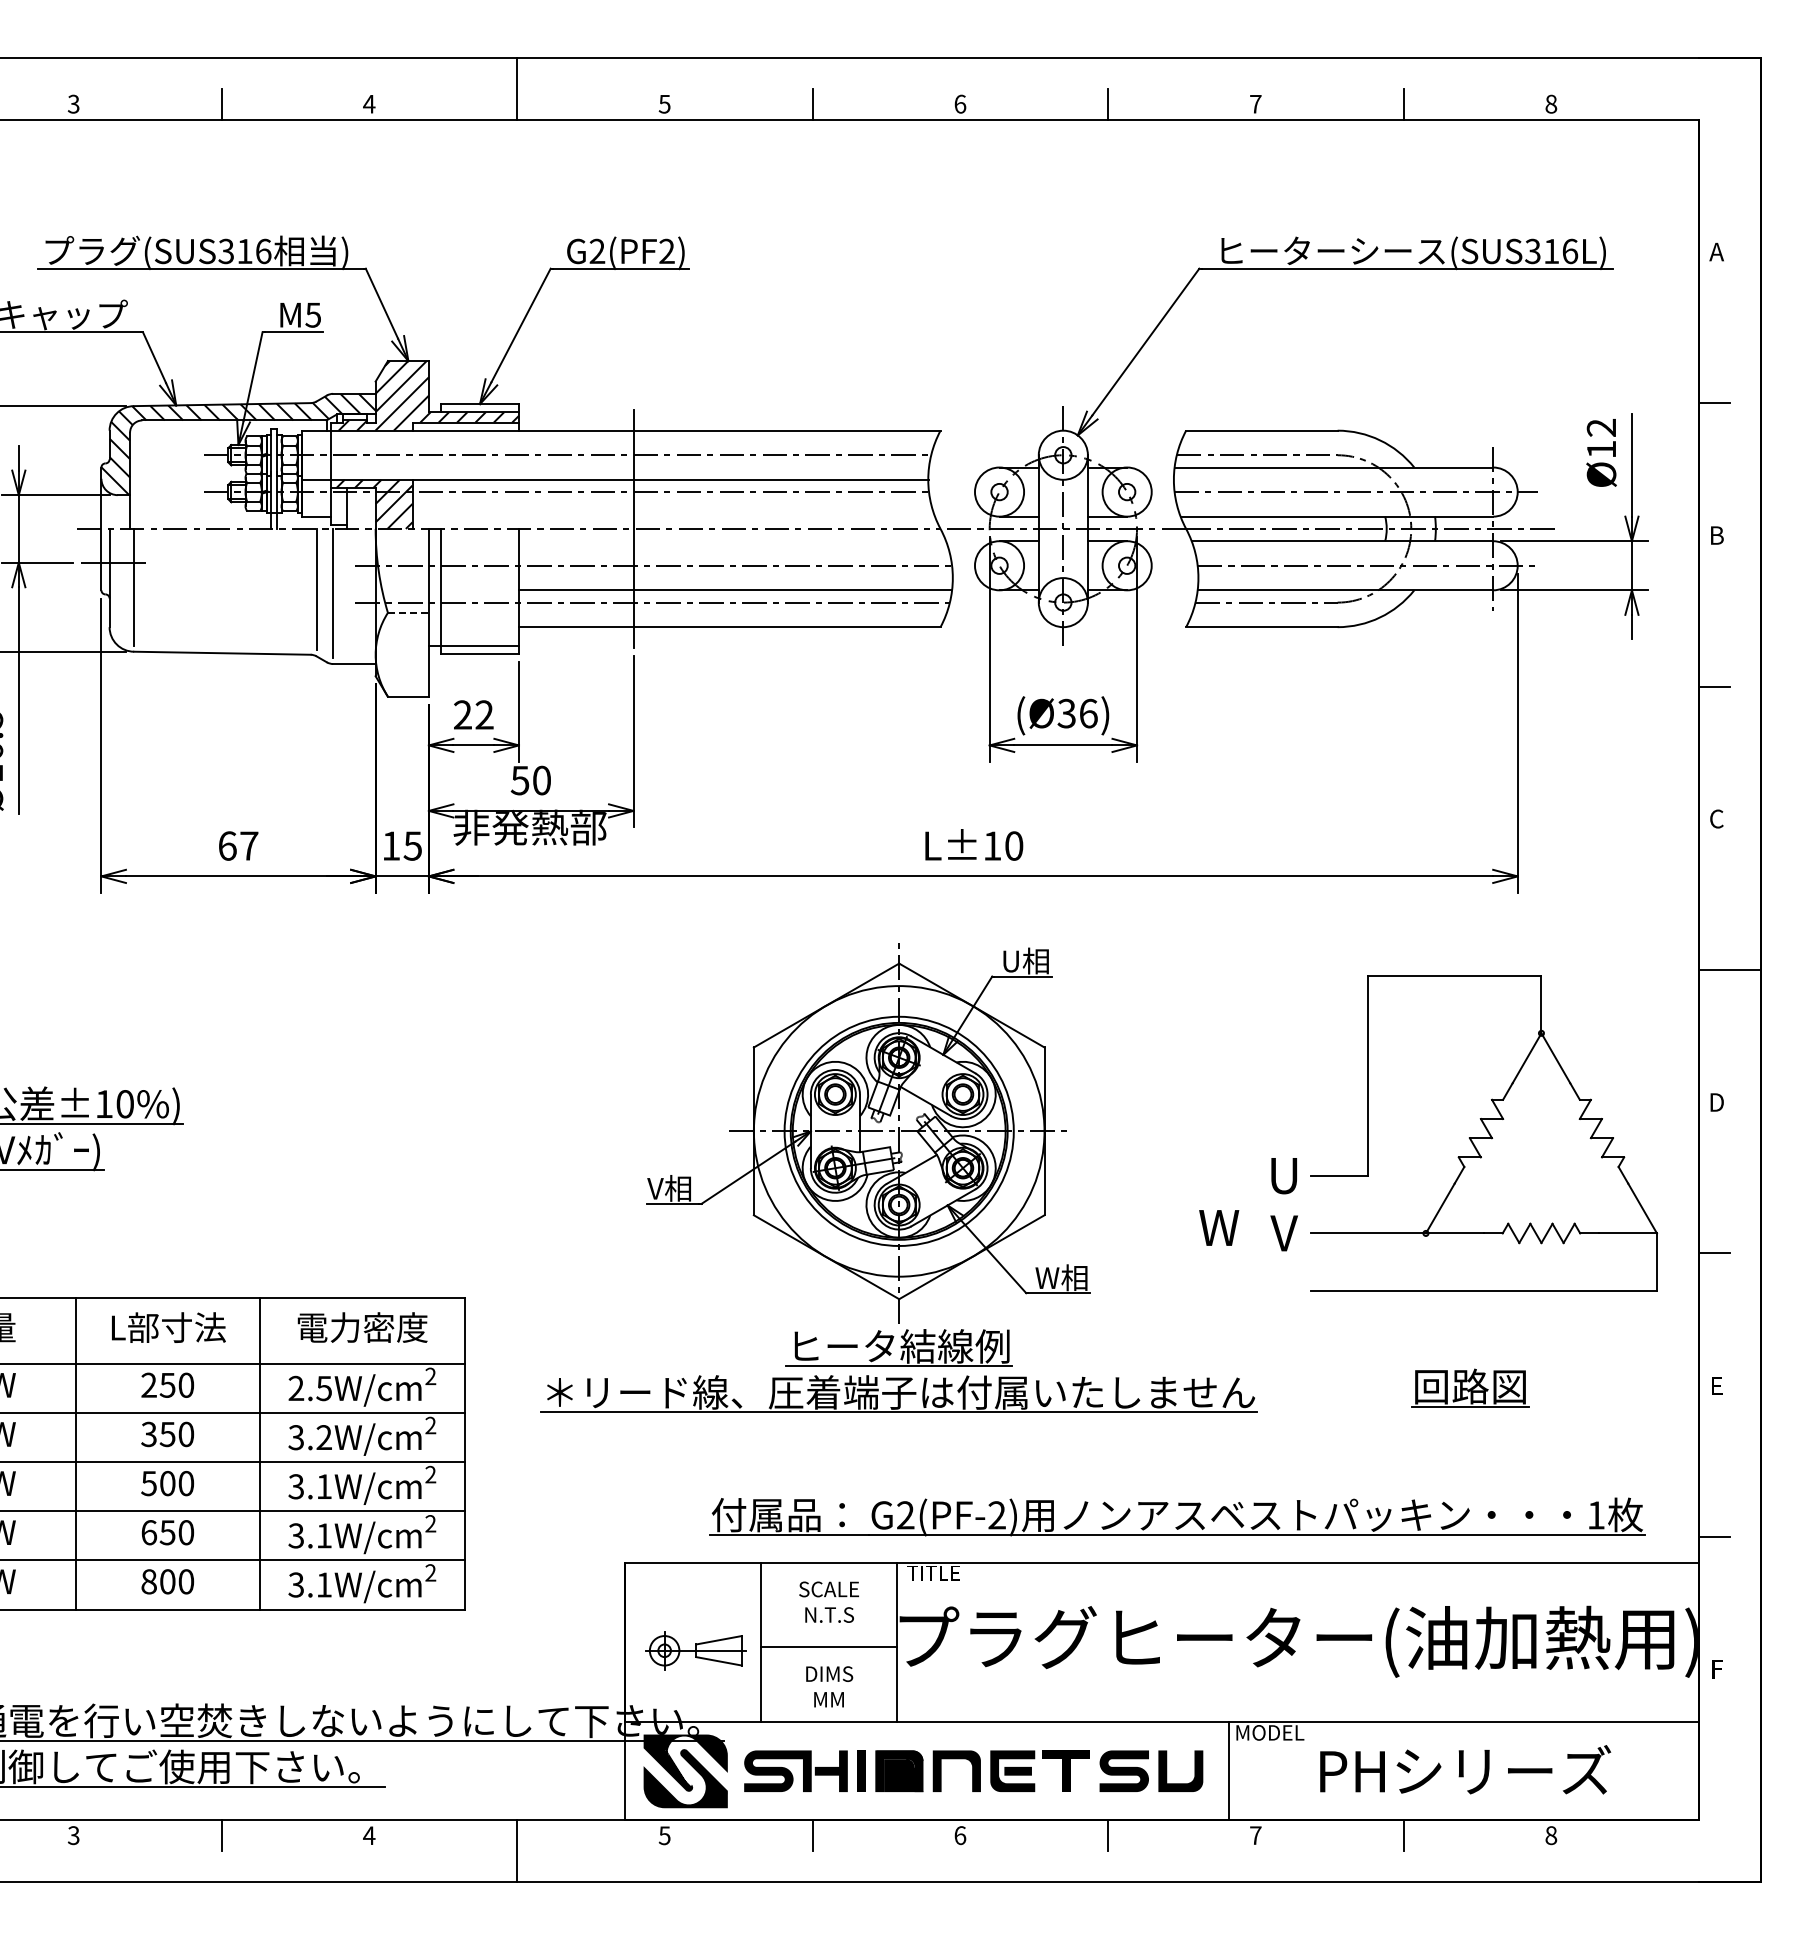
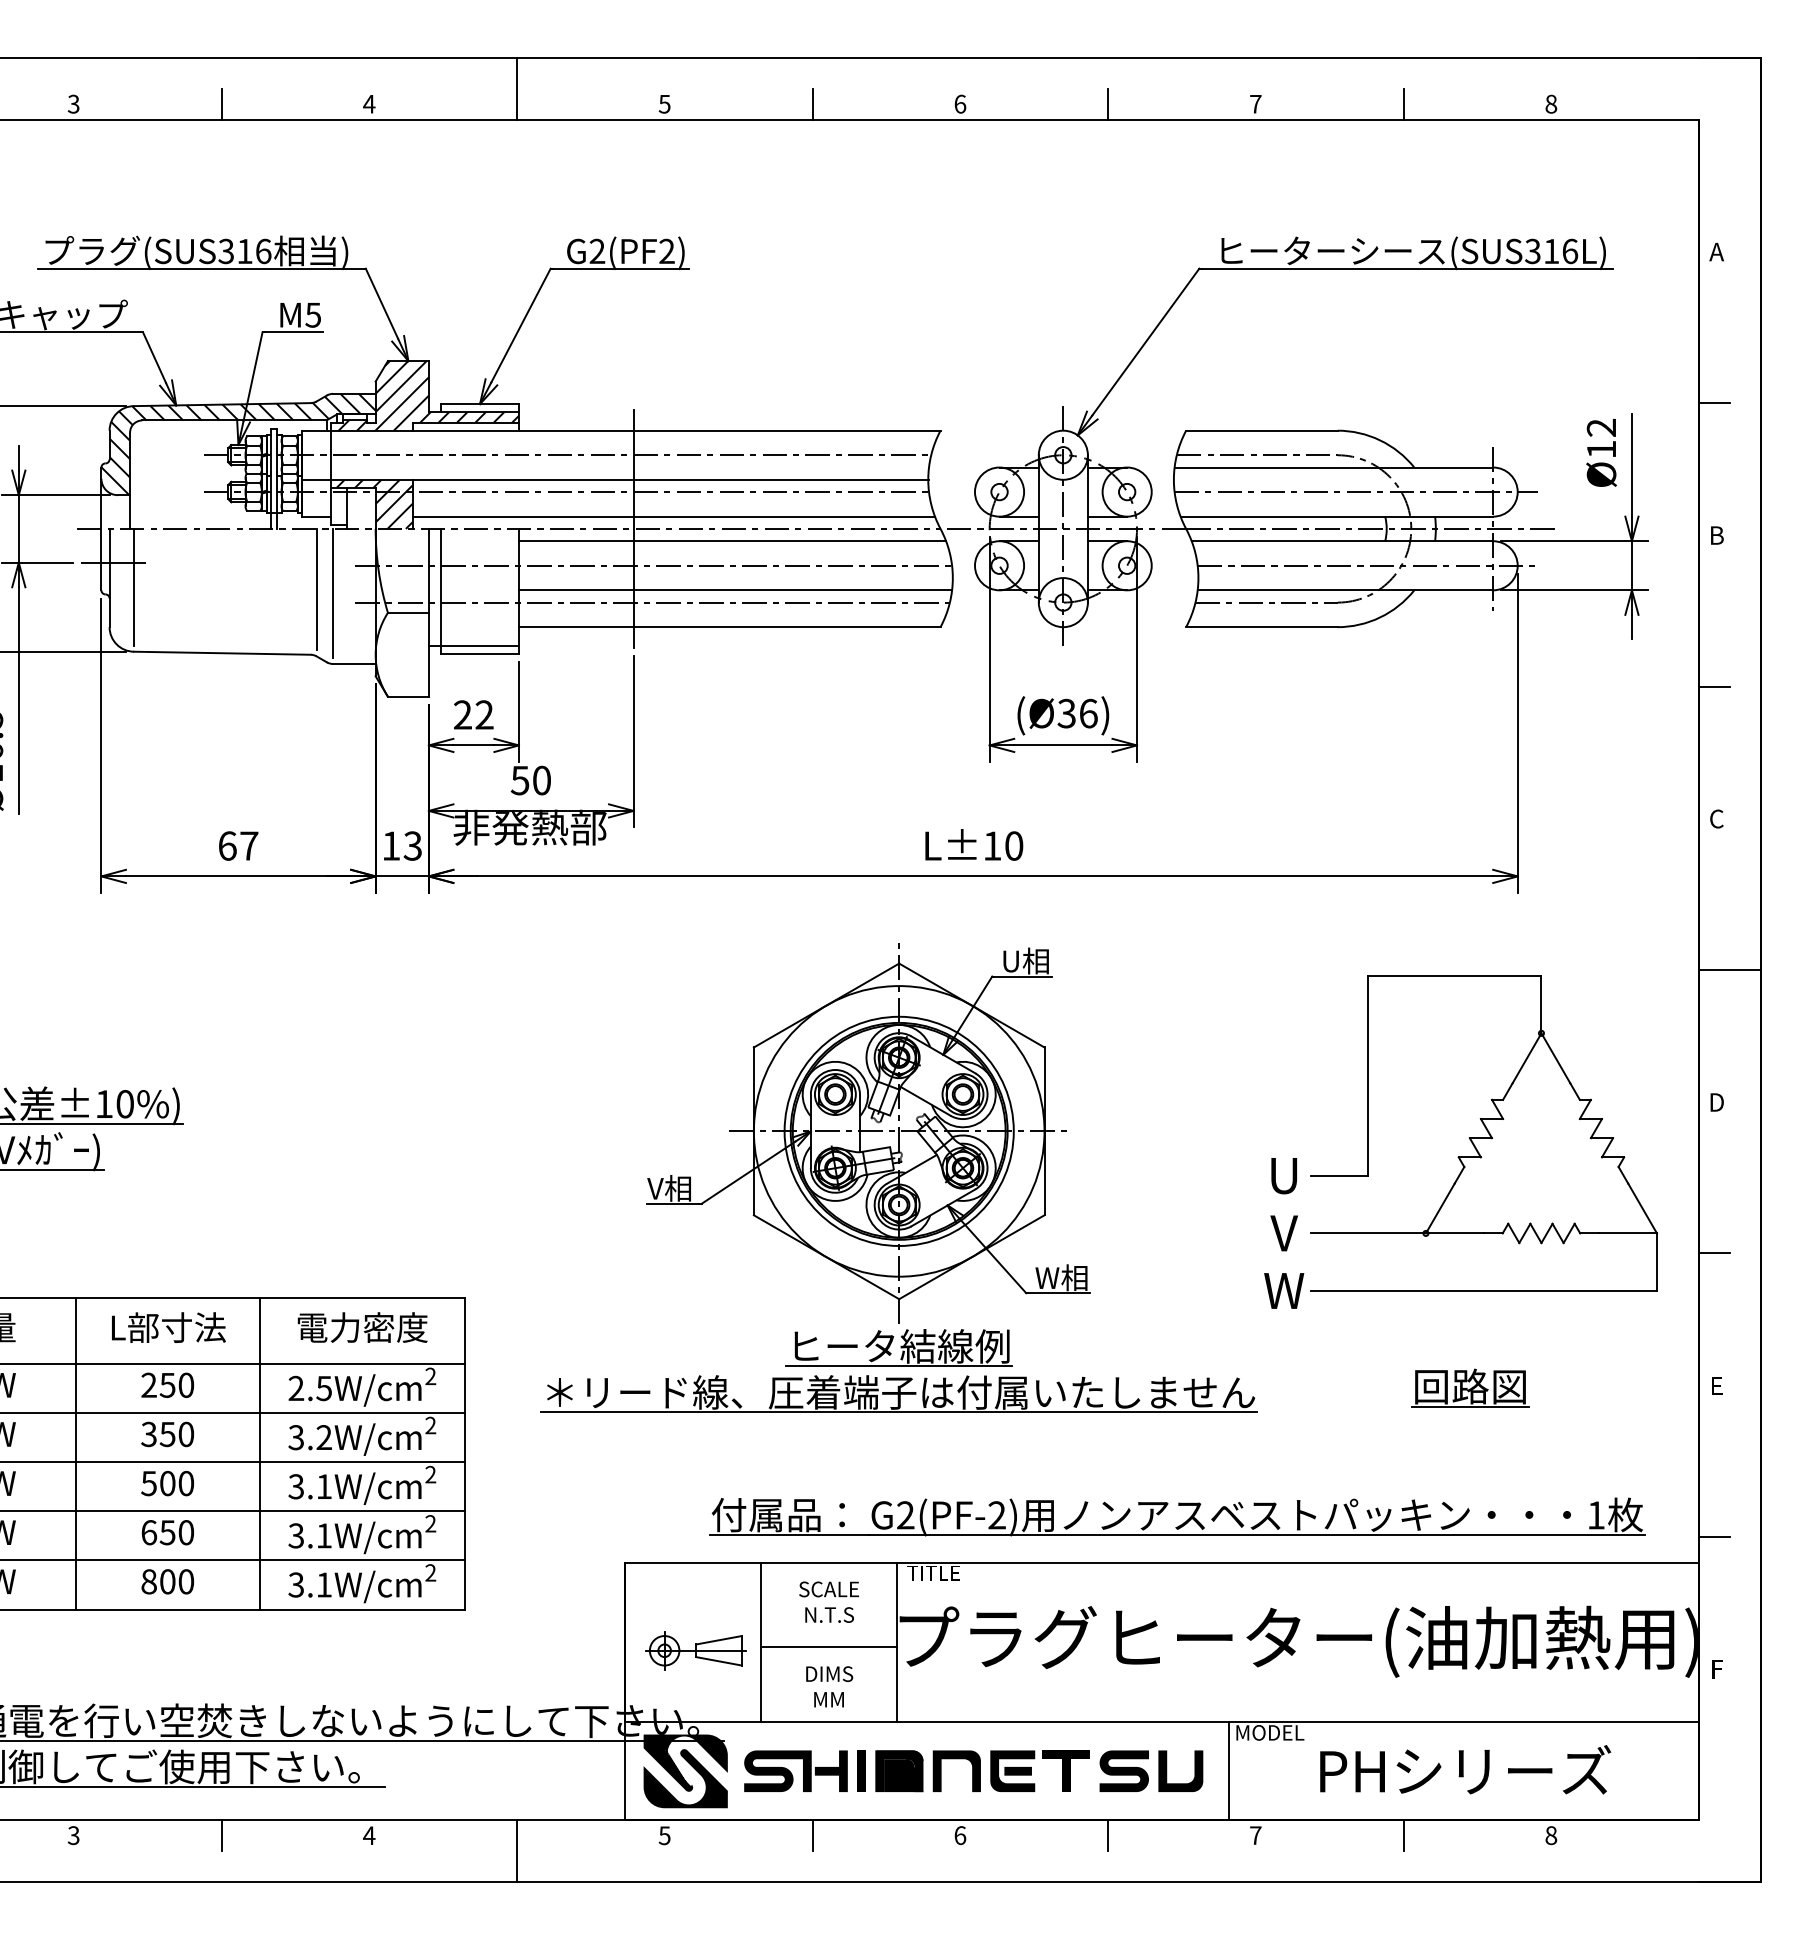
line: none -> present (673, 516)
line: none -> present (732, 541)
line: dashed -> solid (408, 612)
text: 15 -> 13 (412, 845)
text position: (1219, 1227) -> (1284, 1290) (1284, 1290)
